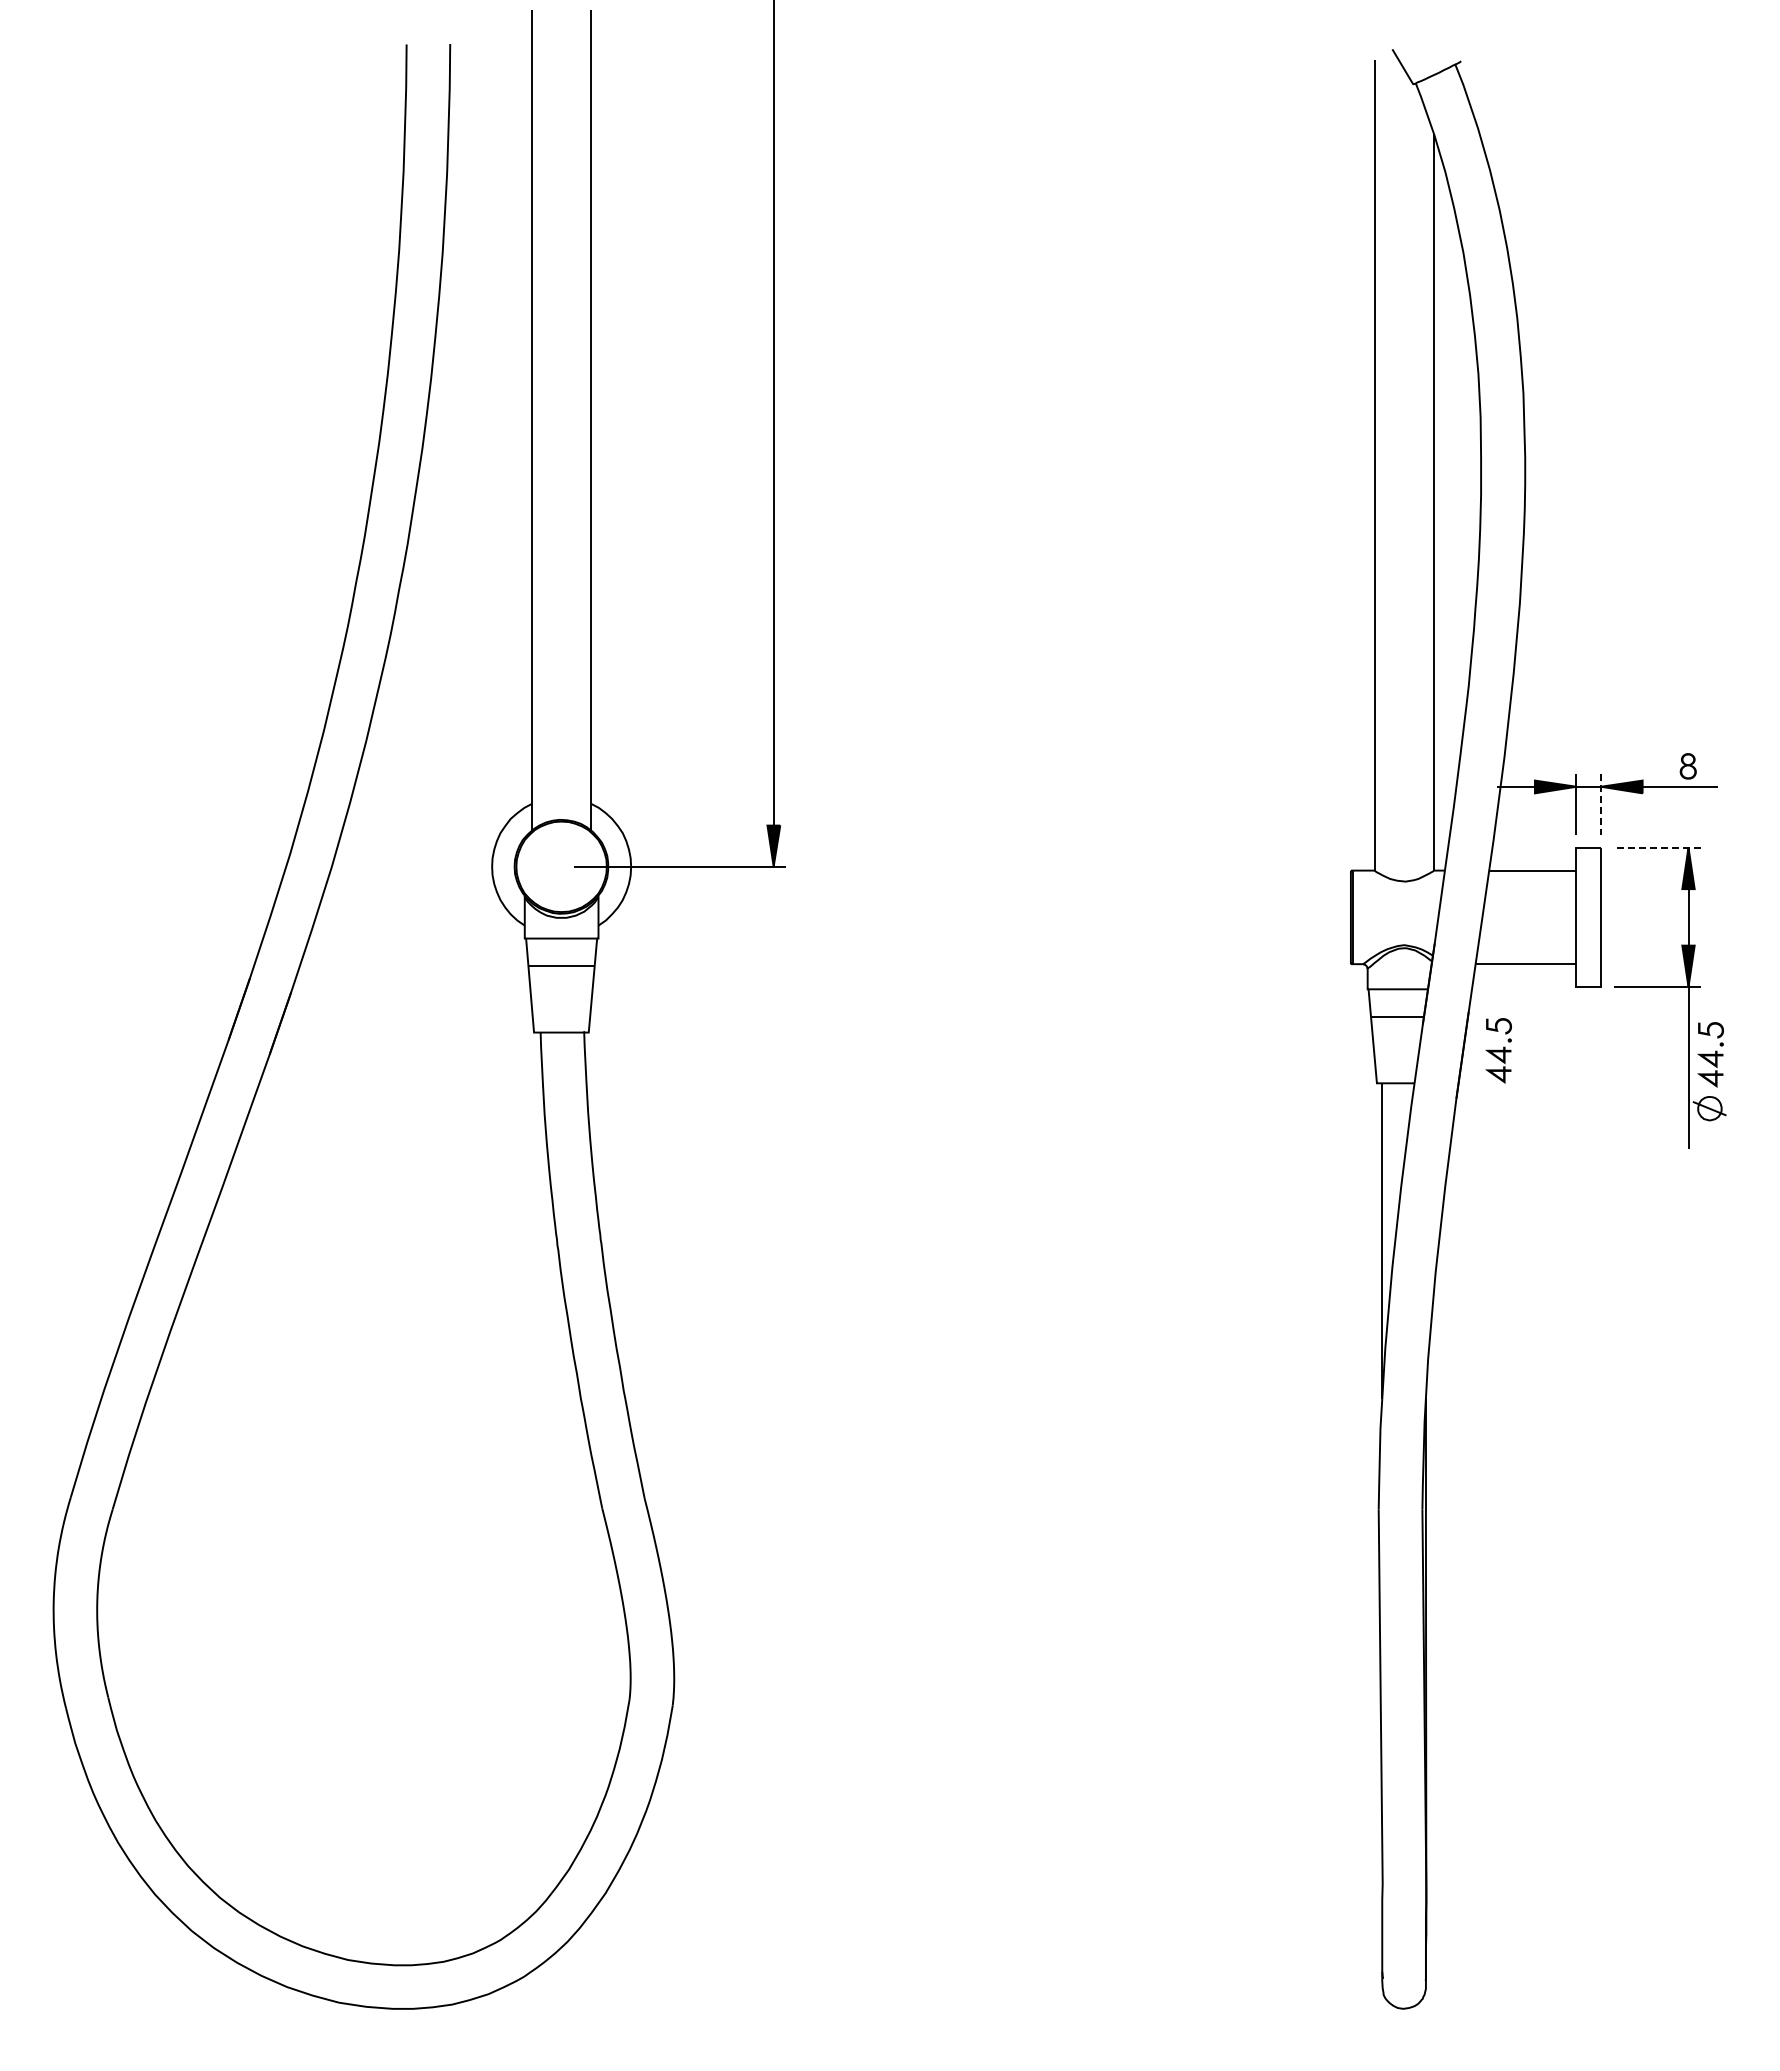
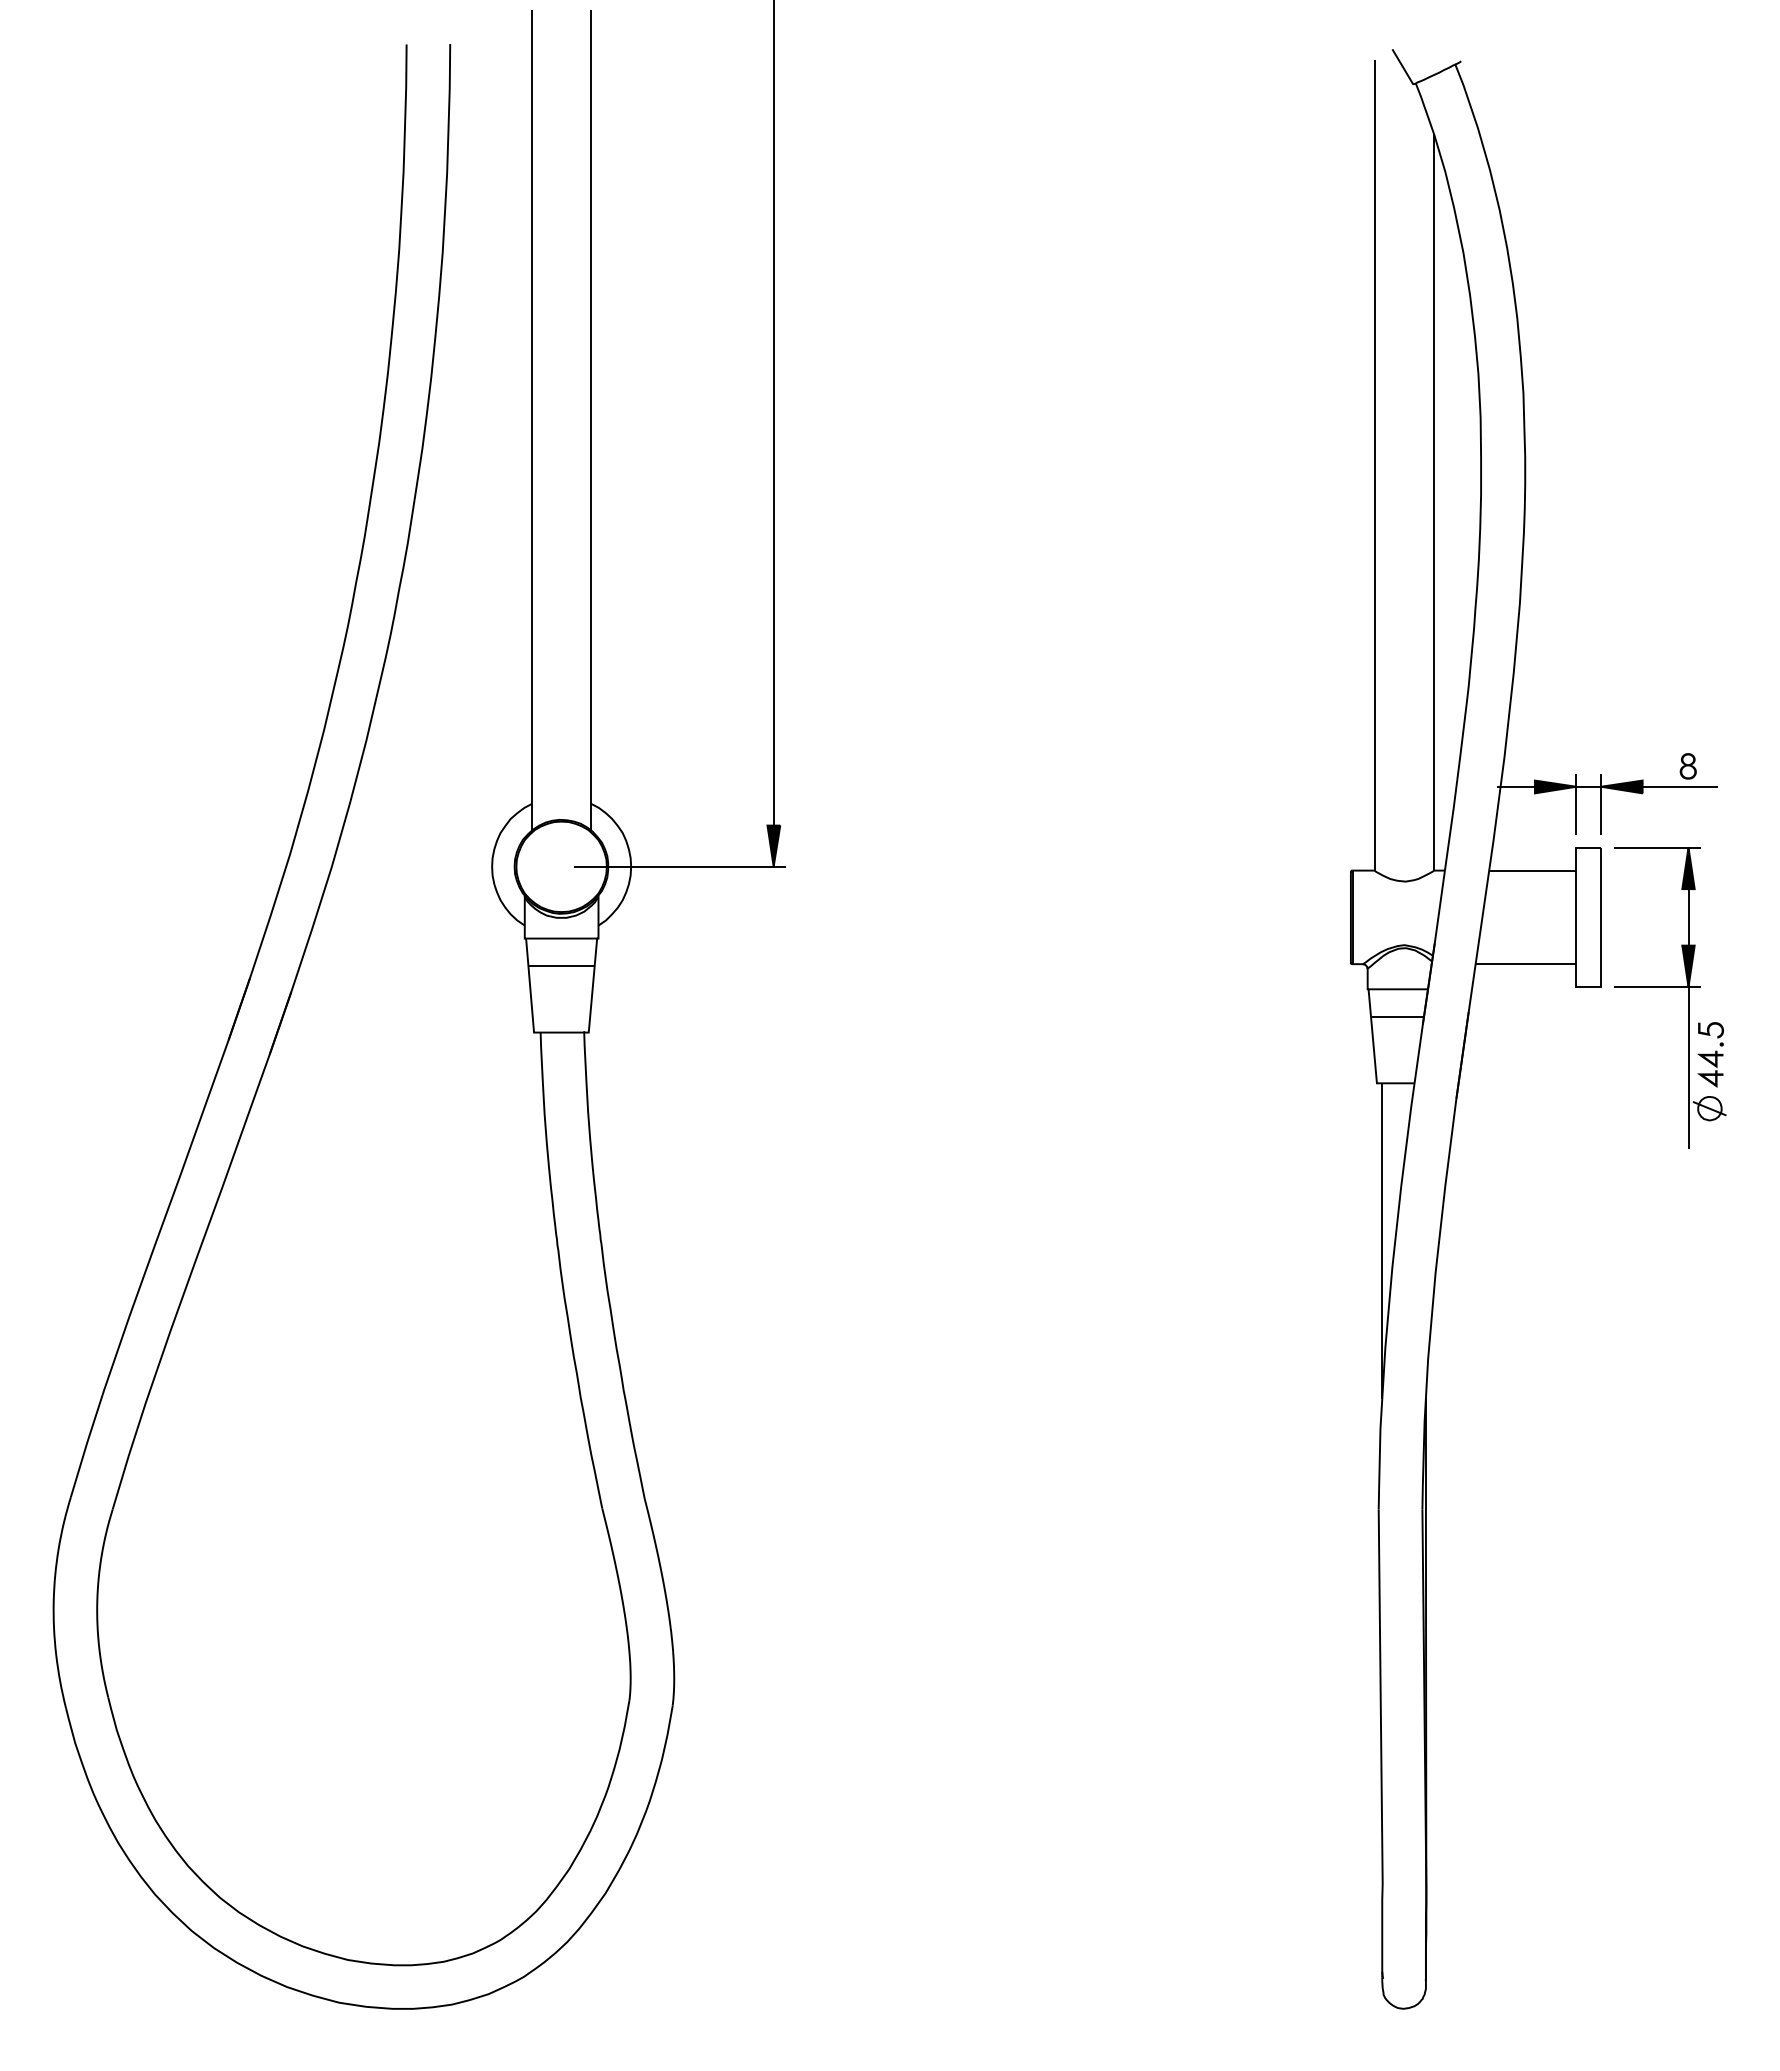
line: dashed -> solid (1601, 805)
line: dashed -> solid (1656, 847)
part: present -> none (1498, 1050)
